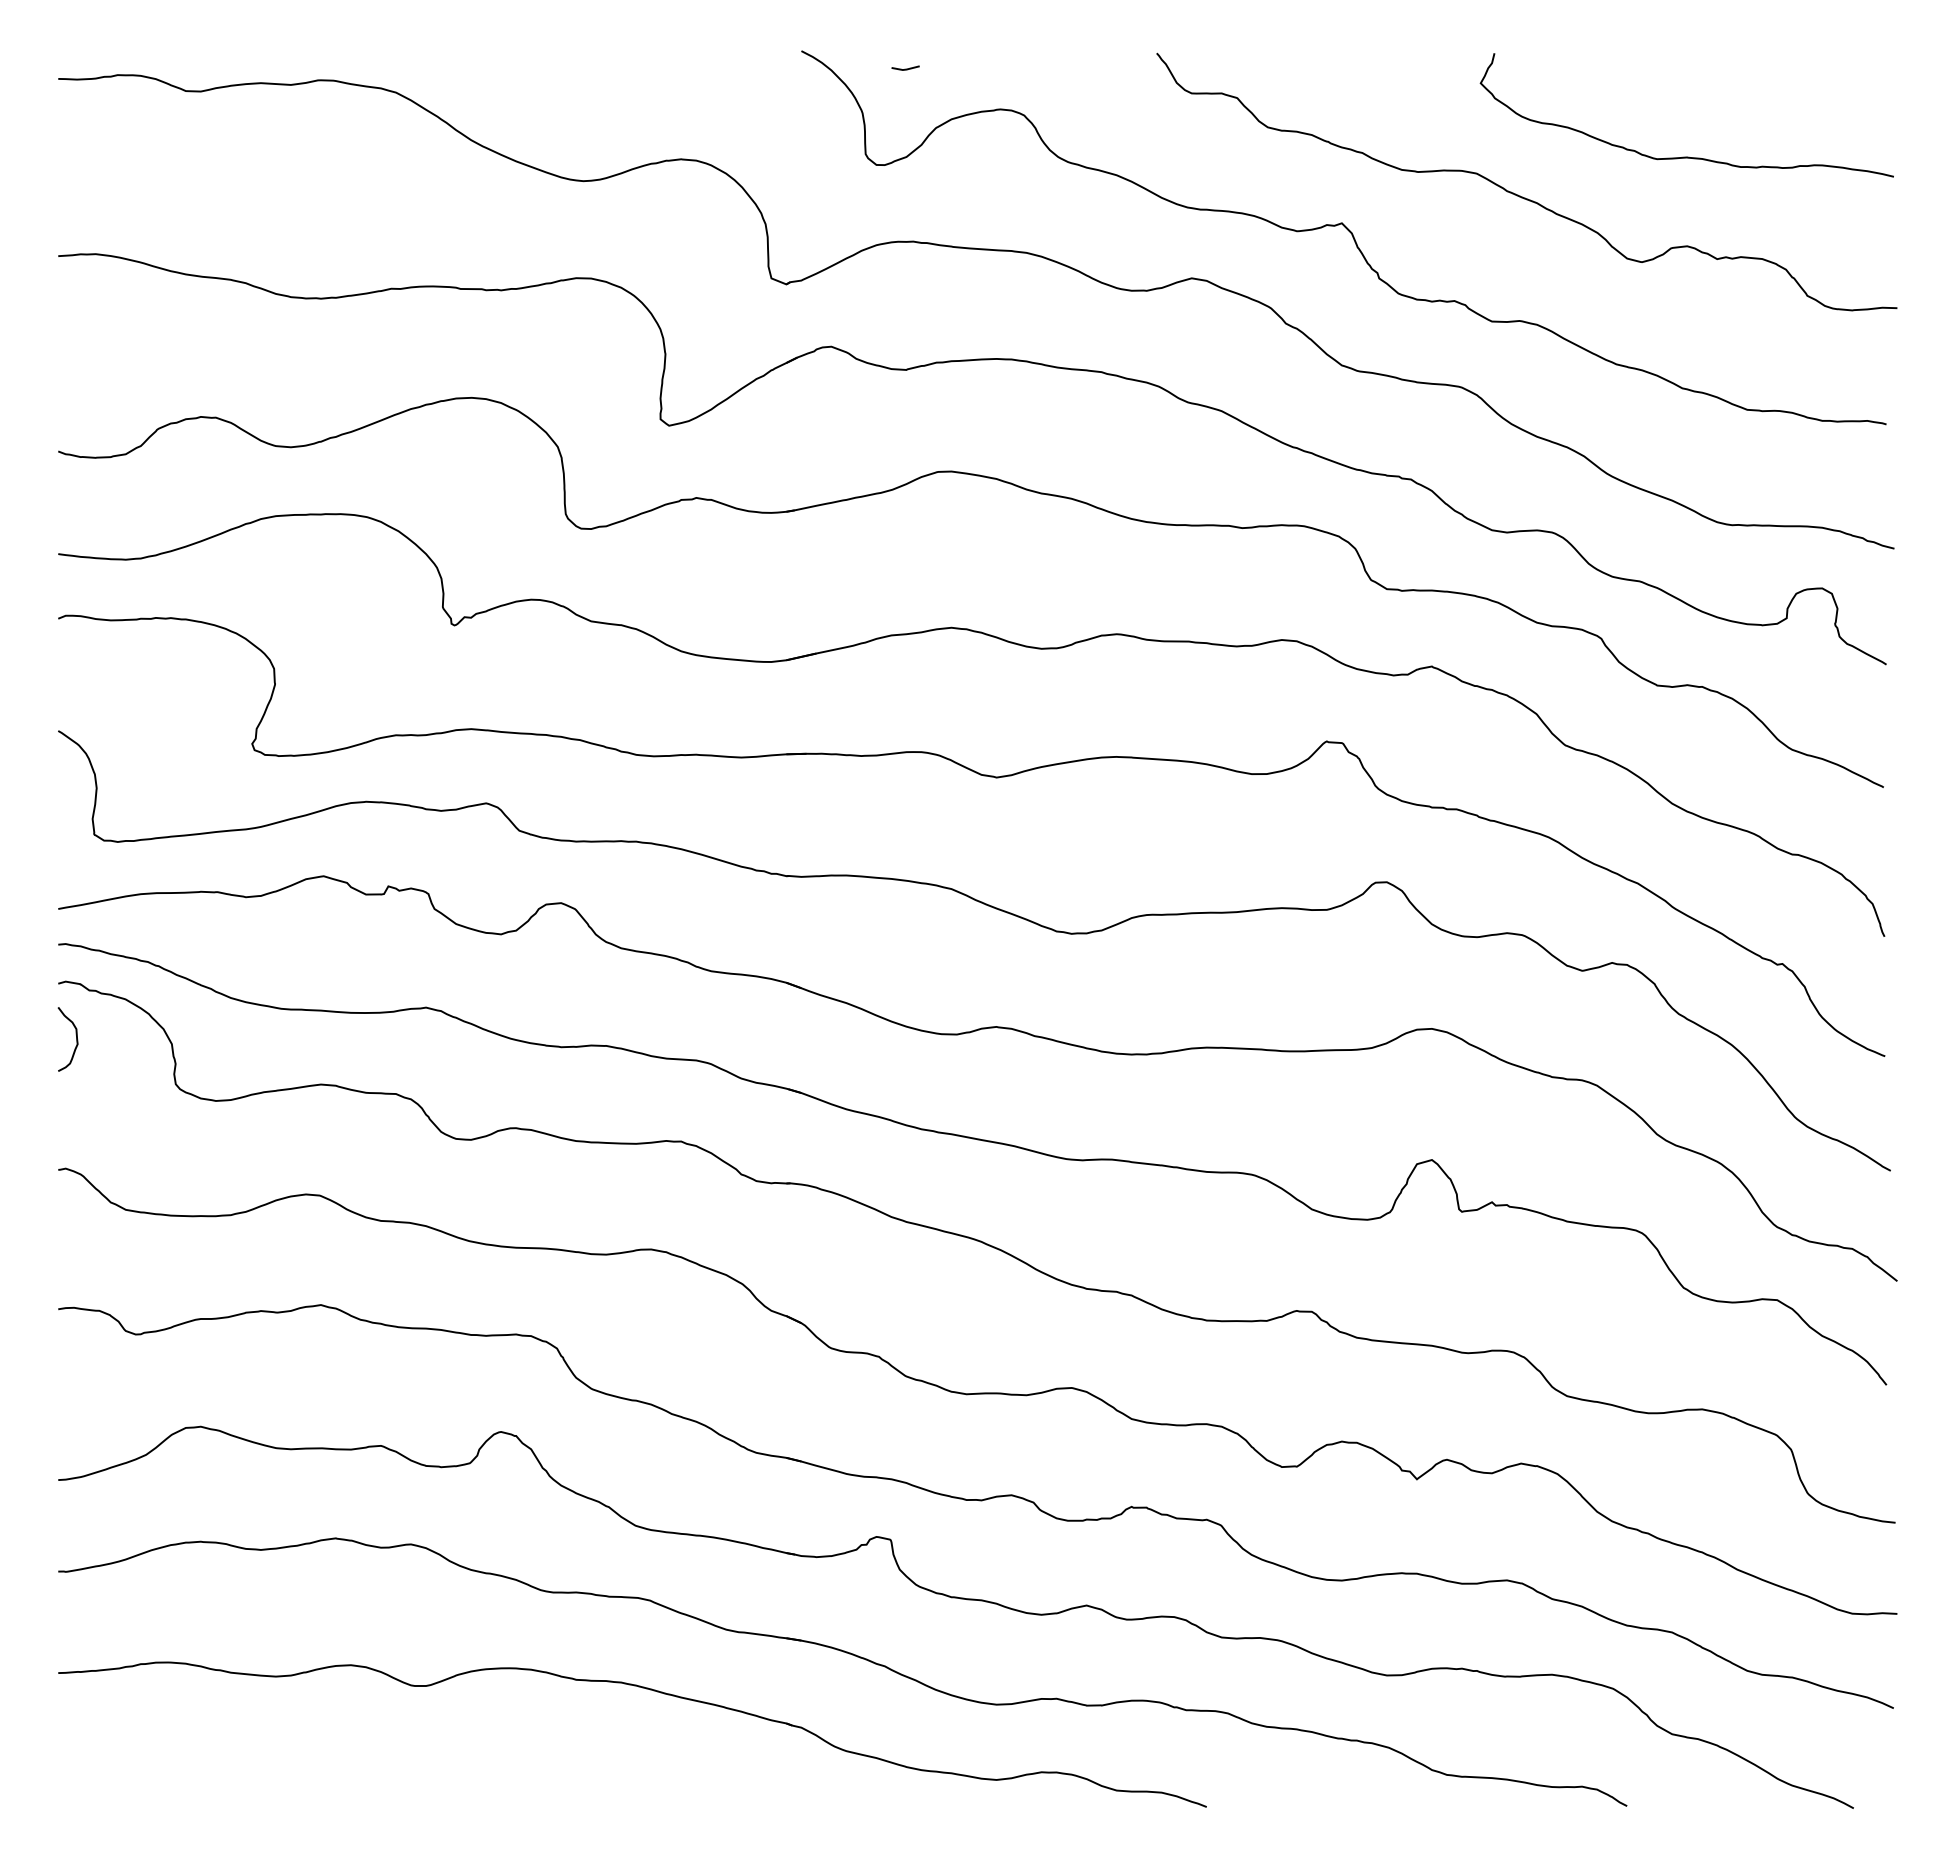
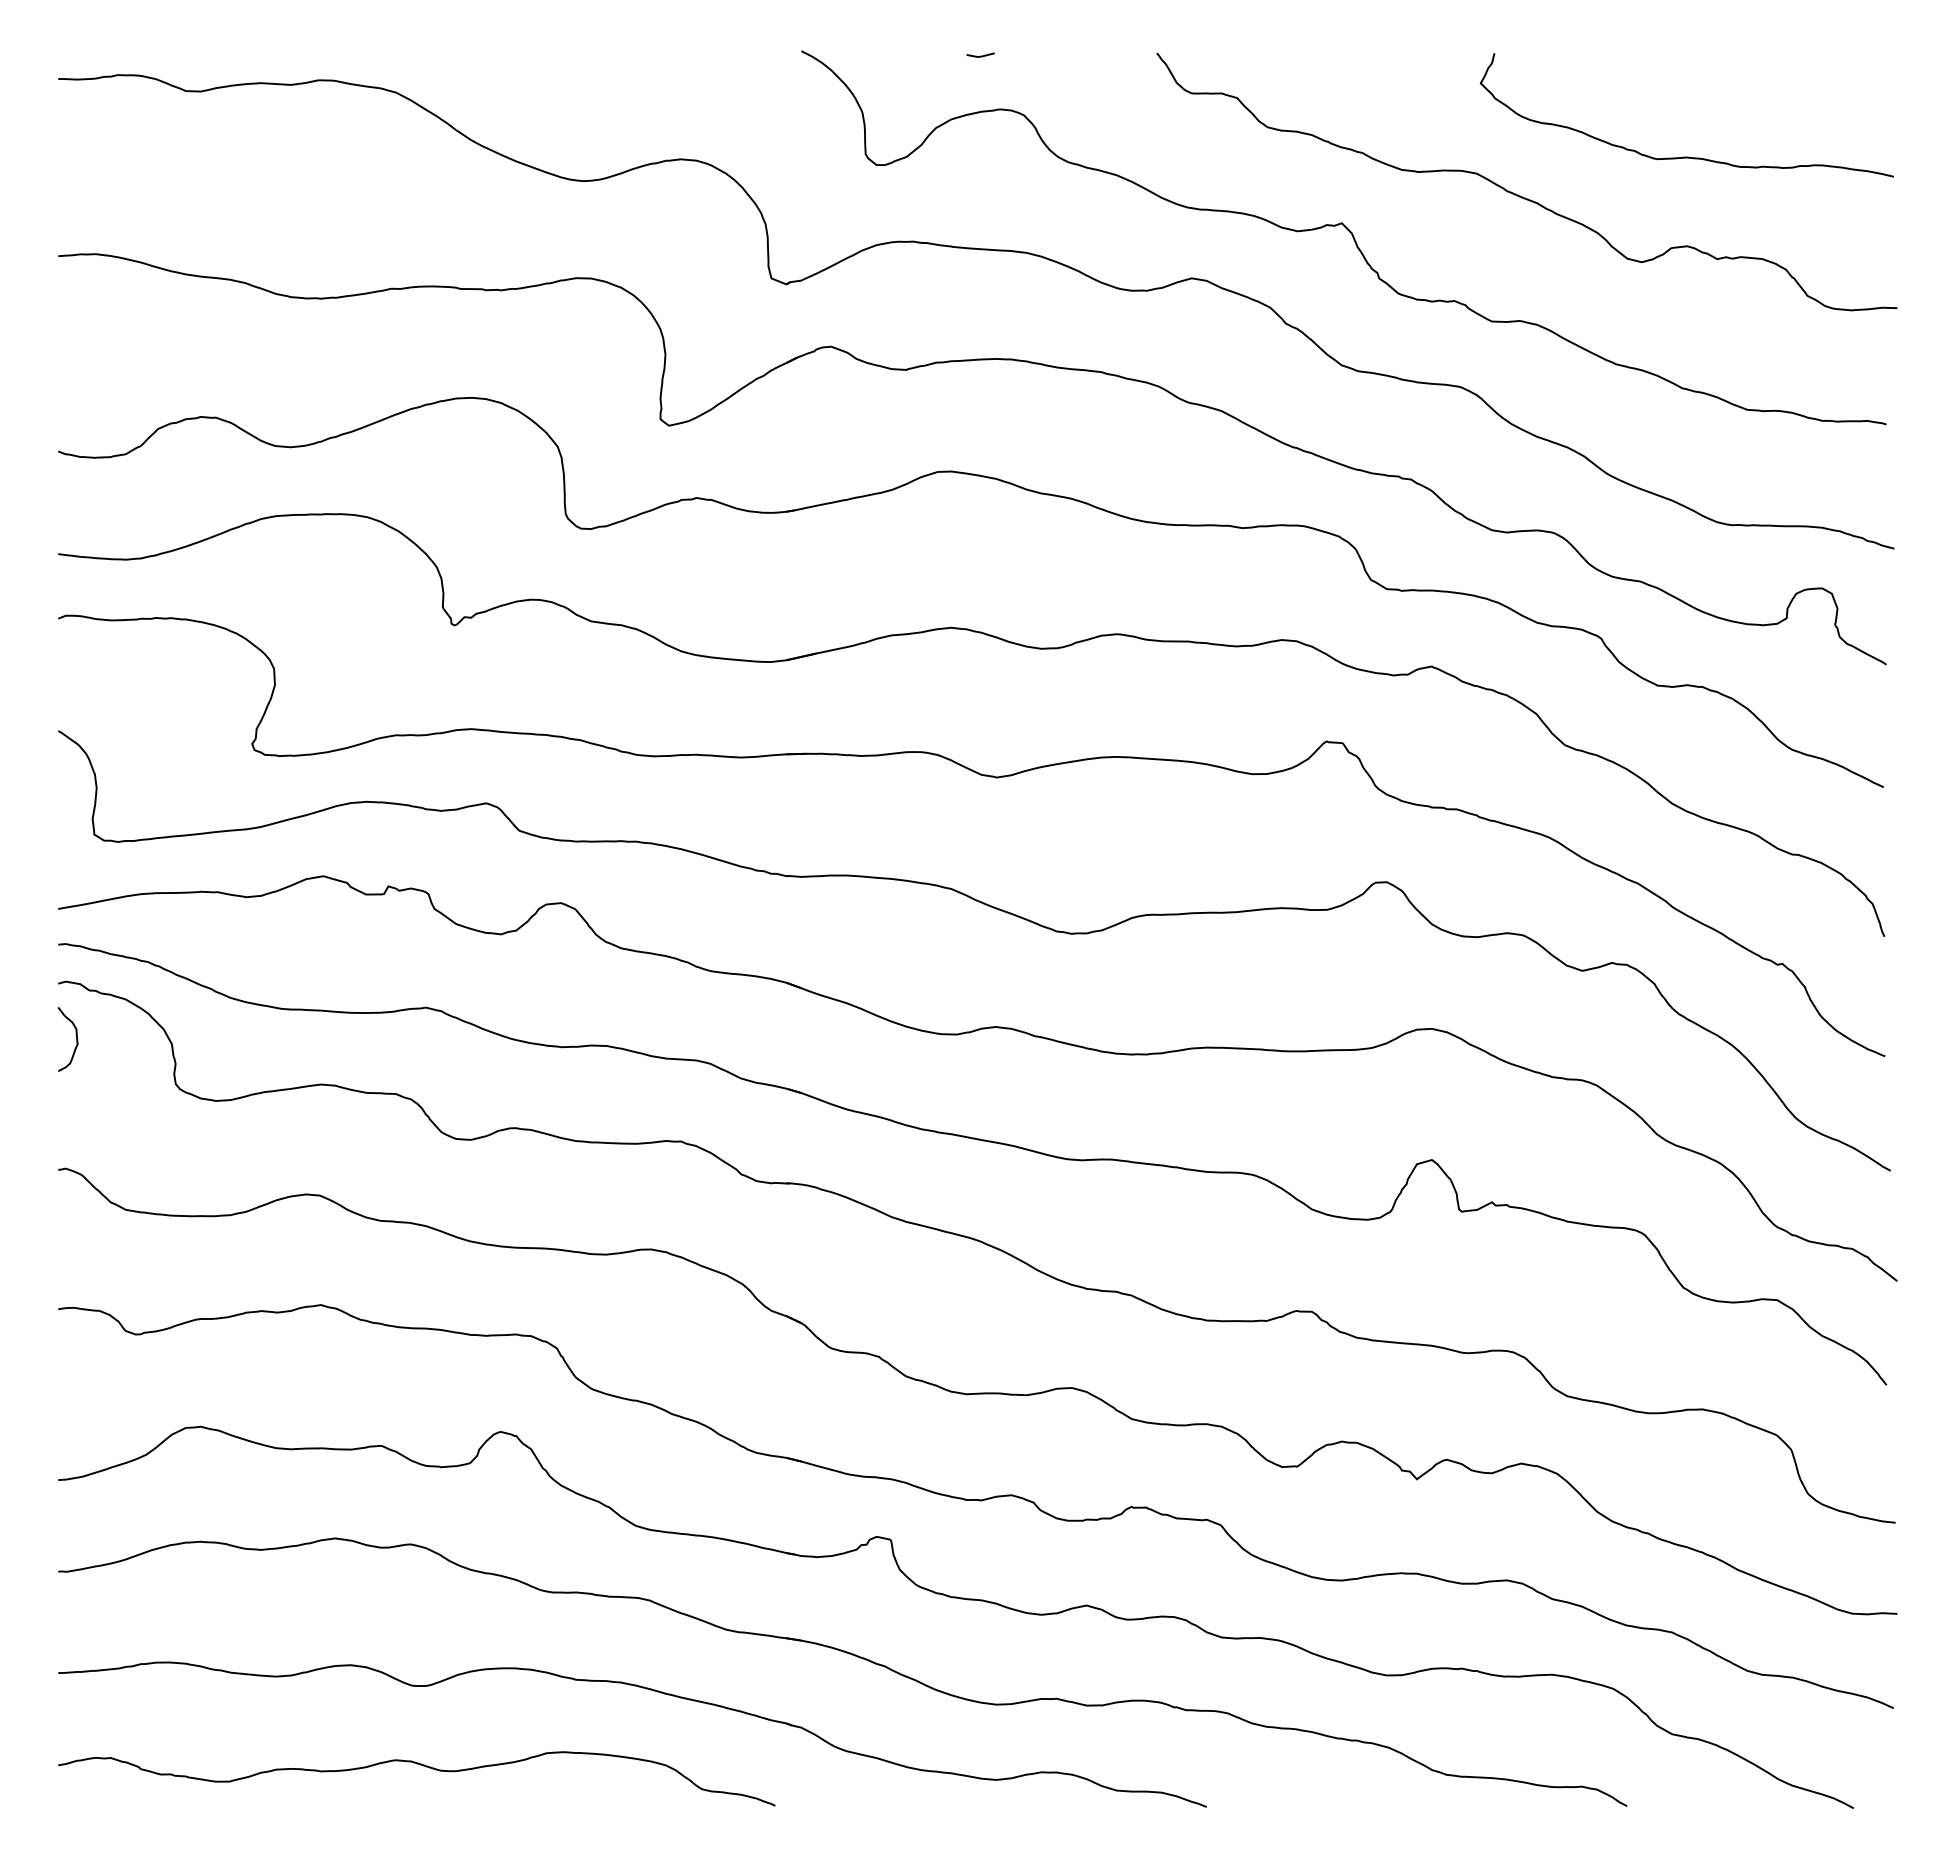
line position: (905, 68) -> (980, 55) (980, 55)
curve: none -> present (420, 1765)
